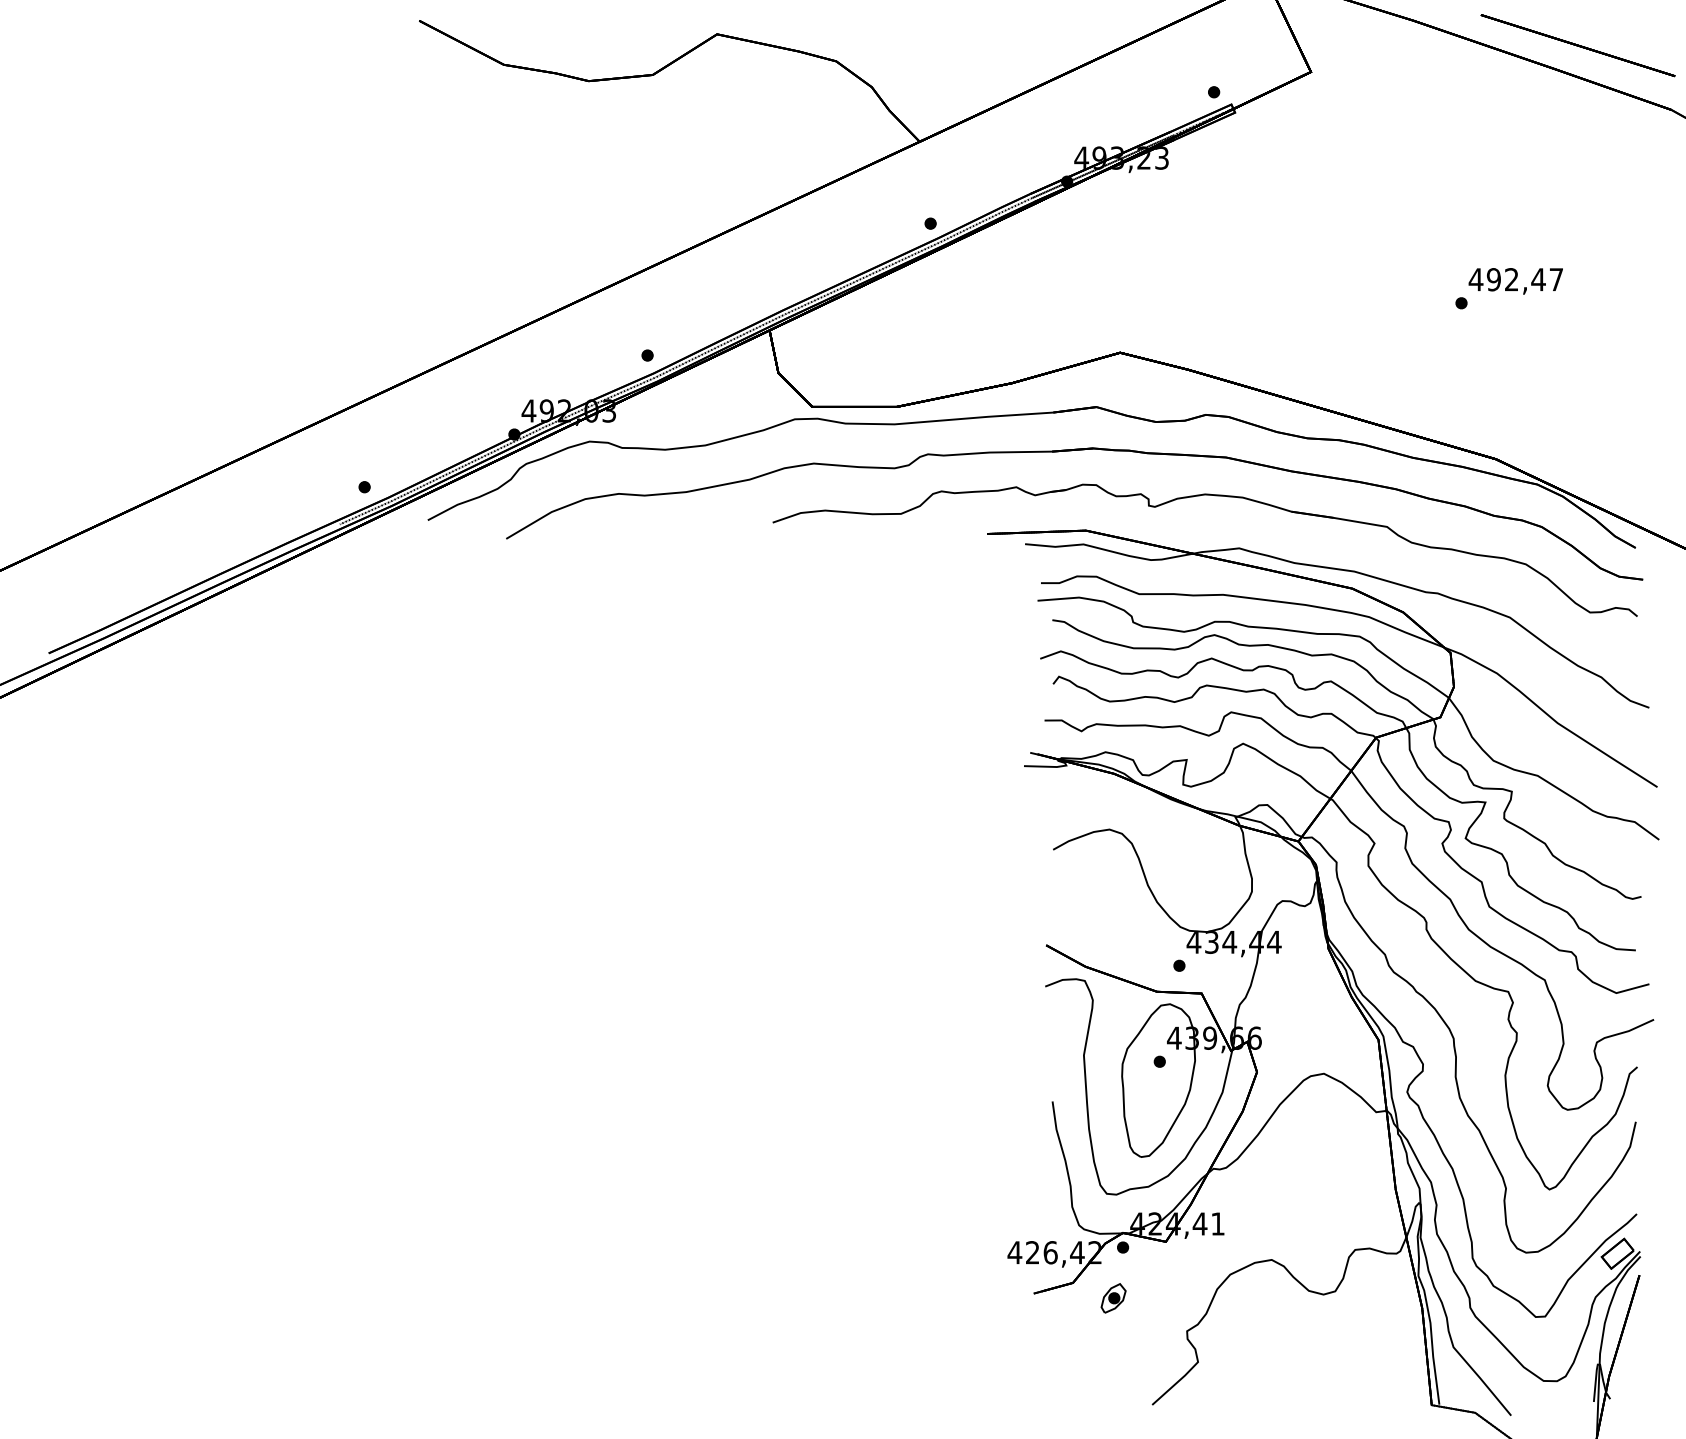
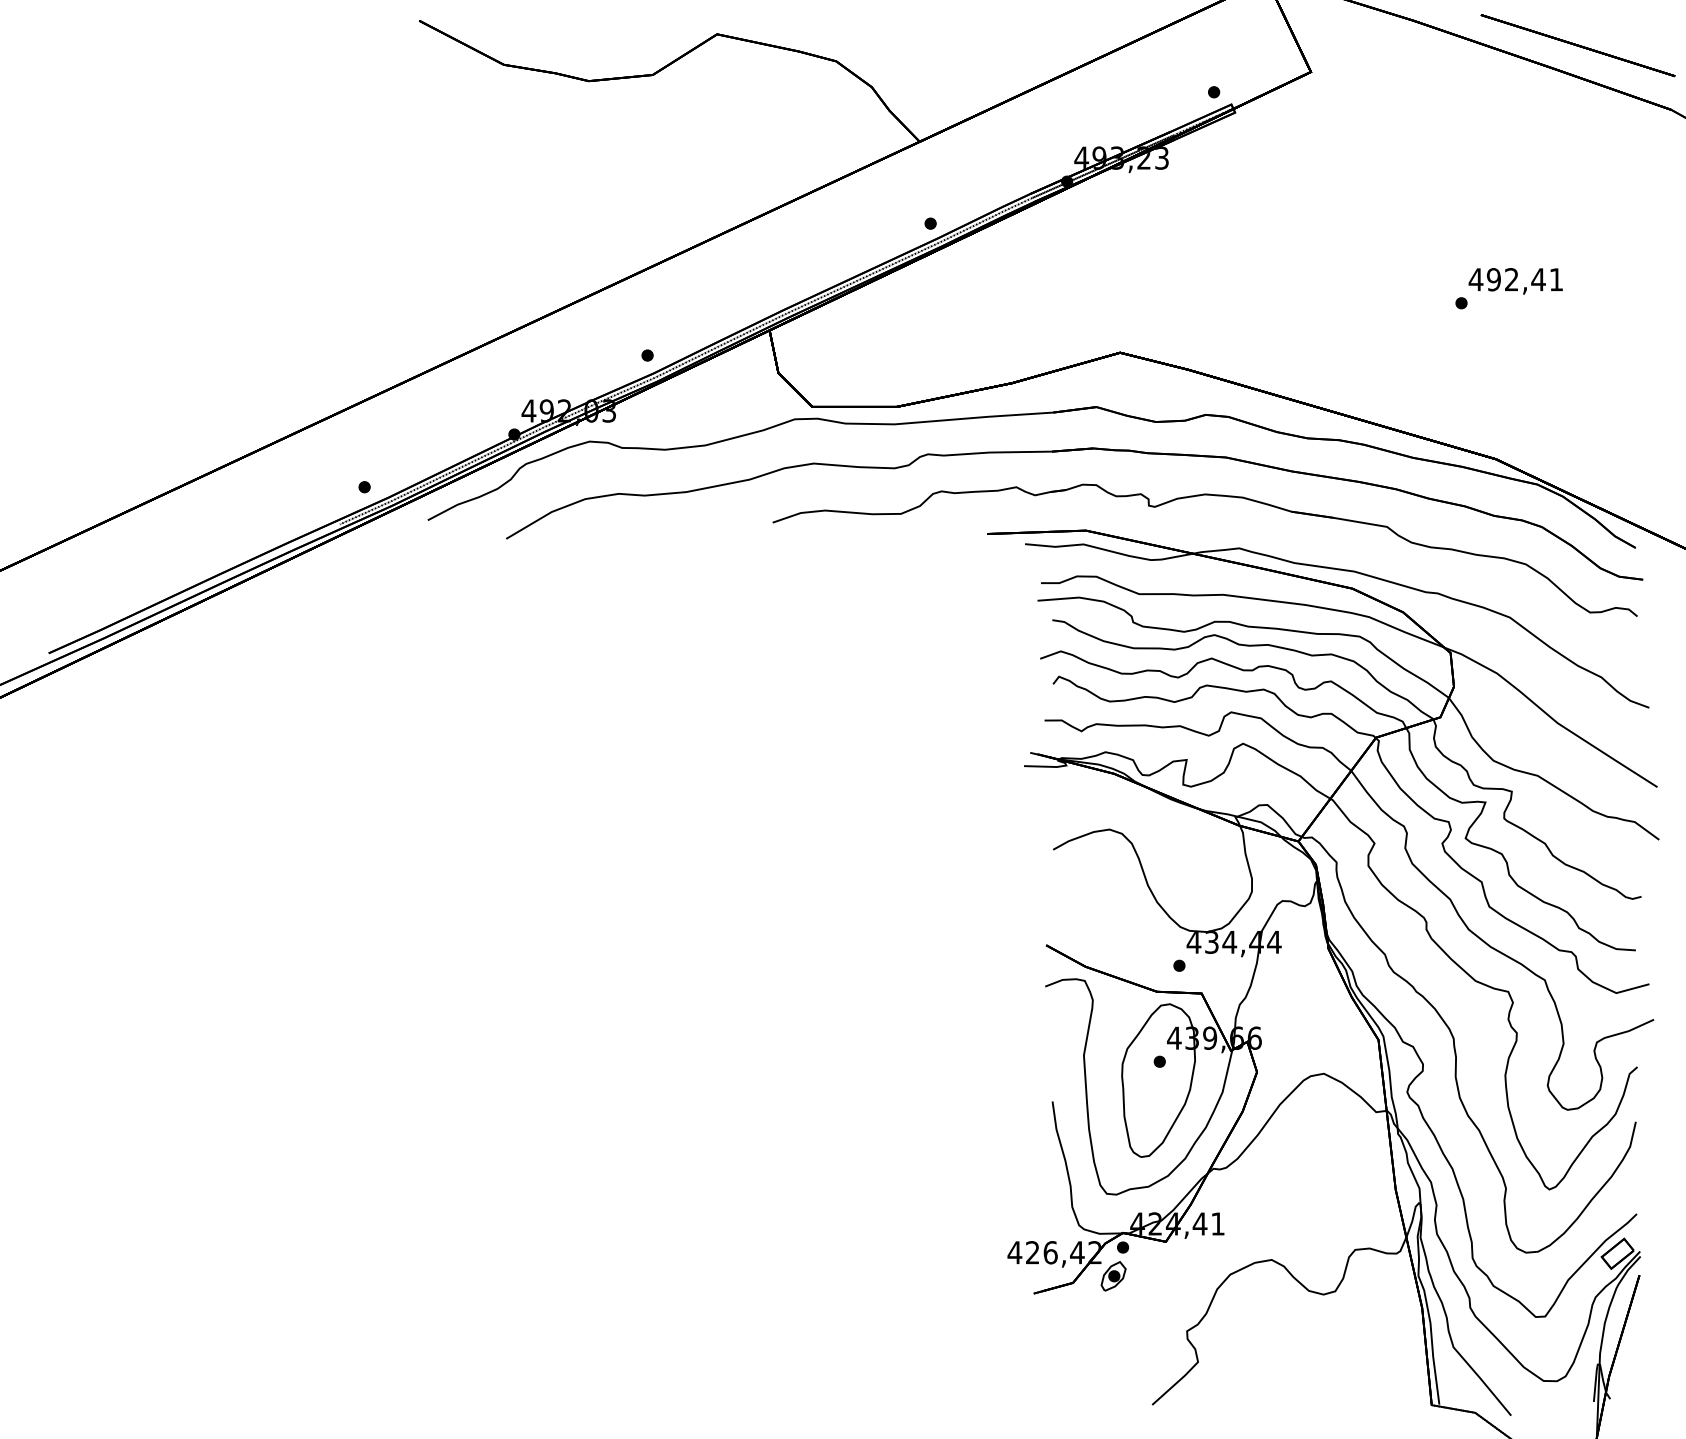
text: 492,47 -> 492,41 (1555, 279)
part position: (1113, 1298) -> (1113, 1276) (1113, 1276)
